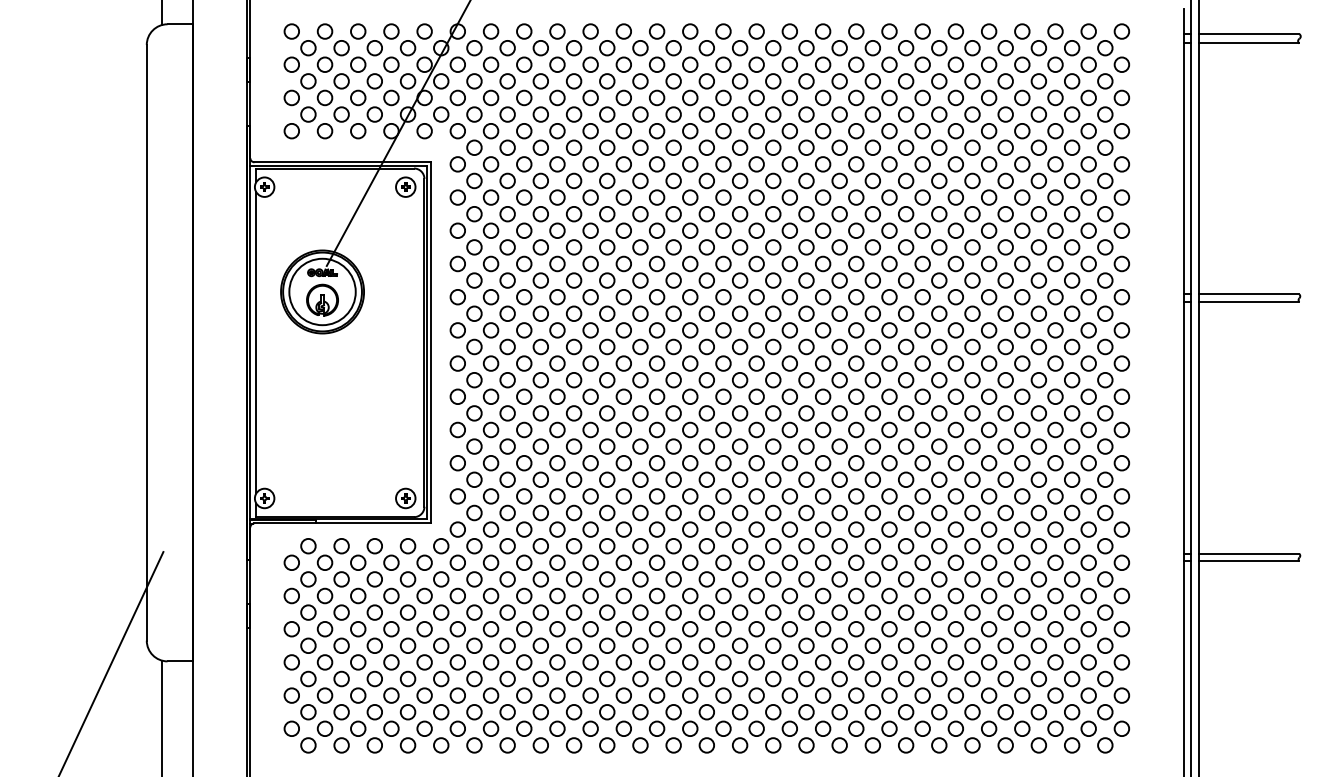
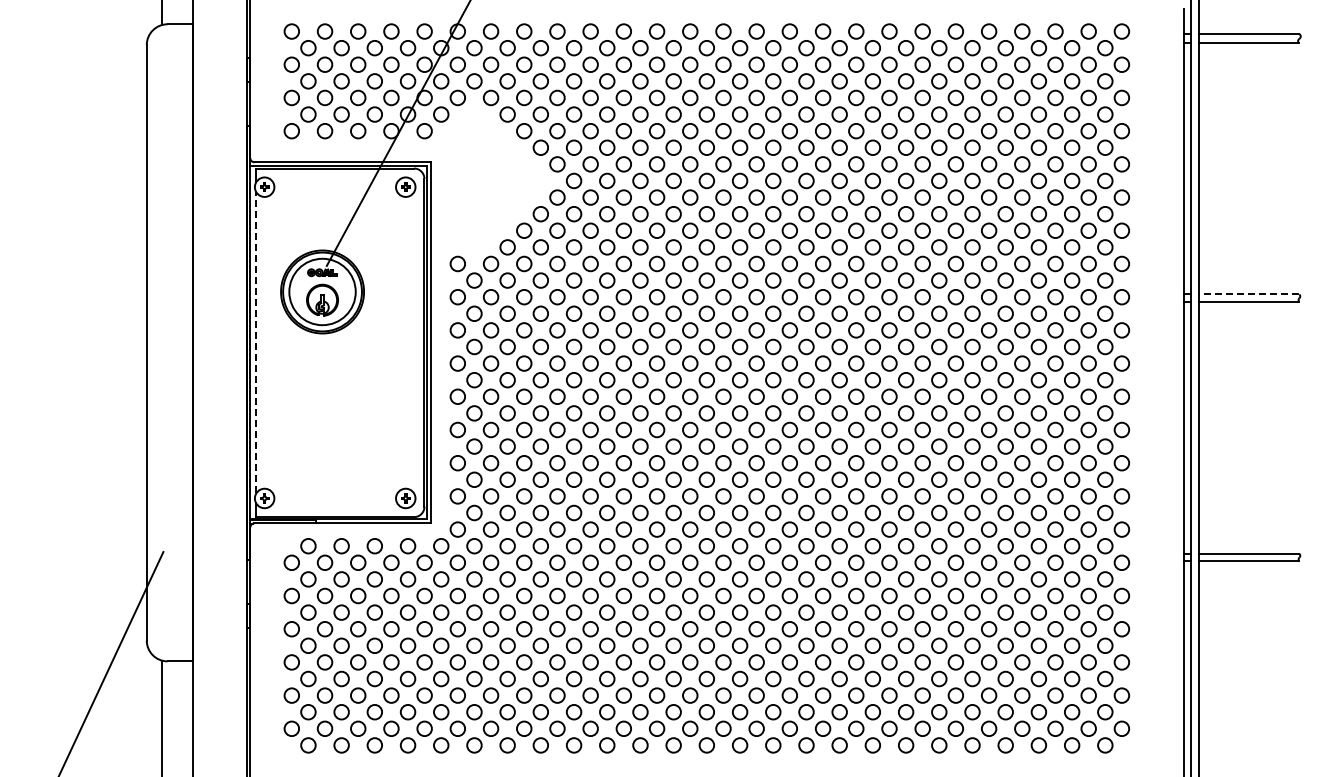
part: present -> none (498, 180)
line: solid -> dashed (1248, 294)
line: solid -> dashed (256, 342)
